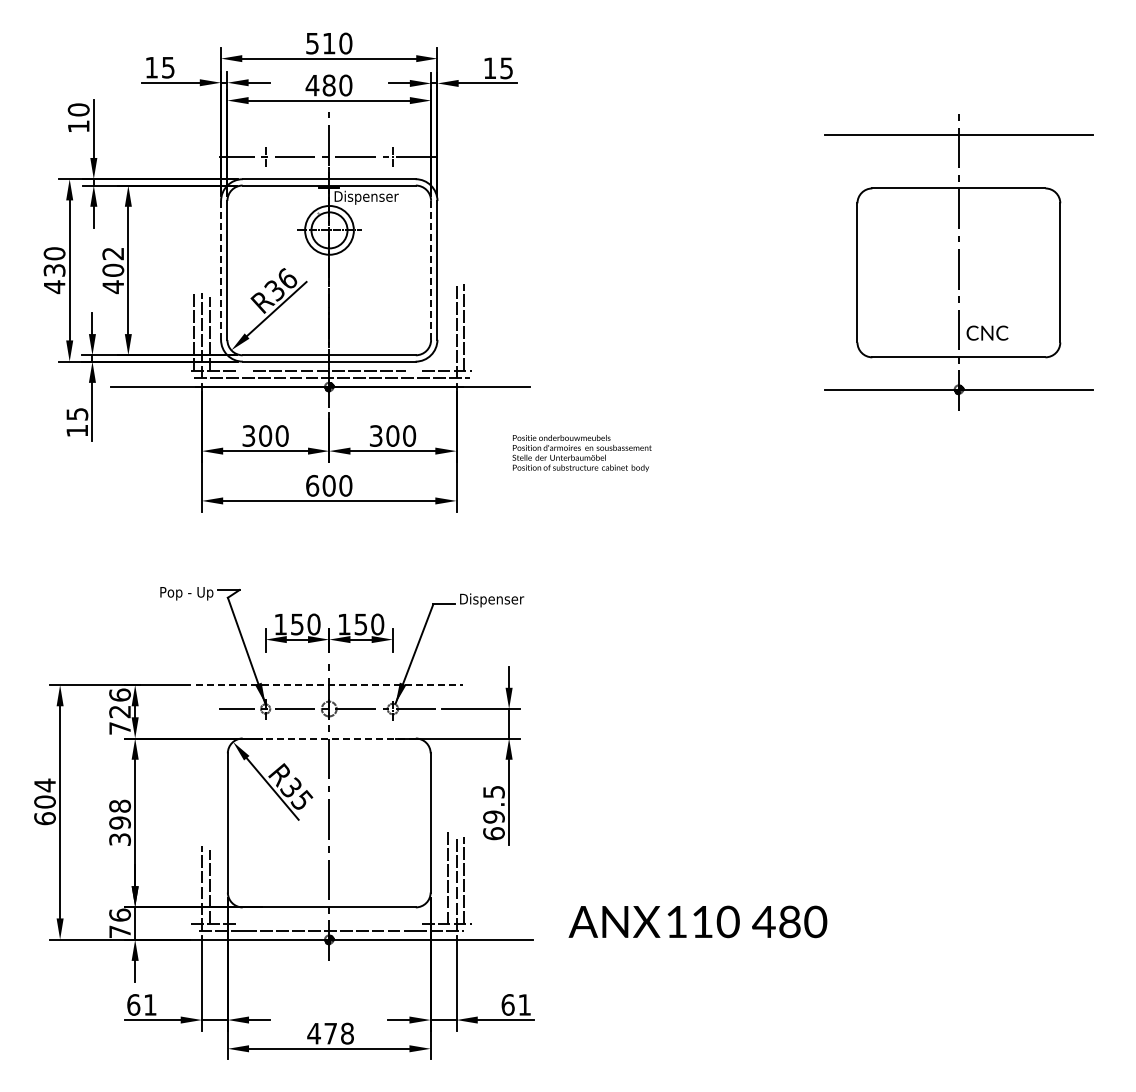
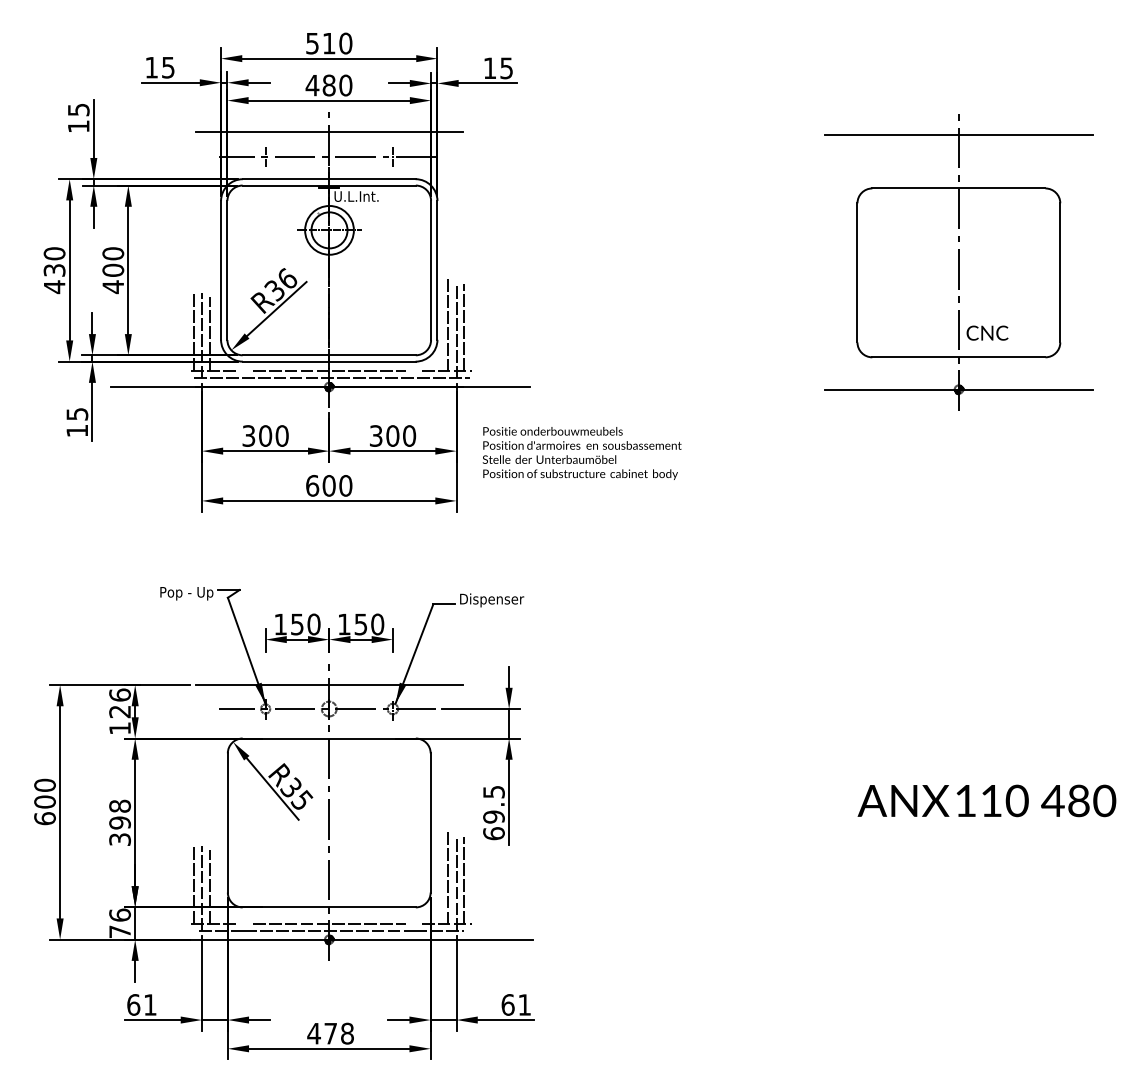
text: 10 -> 15 (78, 109)
line: none -> present (328, 132)
text: Dispenser -> U.L.Int. (366, 197)
text: 402 -> 400 (113, 253)
line: dashed -> solid (221, 270)
line: dashed -> solid (431, 270)
line: none -> present (448, 324)
part size: 140x37 px -> 200x53 px (581, 453)
line: dashed -> solid (329, 685)
text: 726 -> 126 (119, 728)
line: dashed -> solid (329, 738)
text: 604 -> 600 (44, 785)
line: none -> present (194, 884)
text position: (697, 921) -> (986, 800) (986, 800)
line: none -> present (328, 923)
